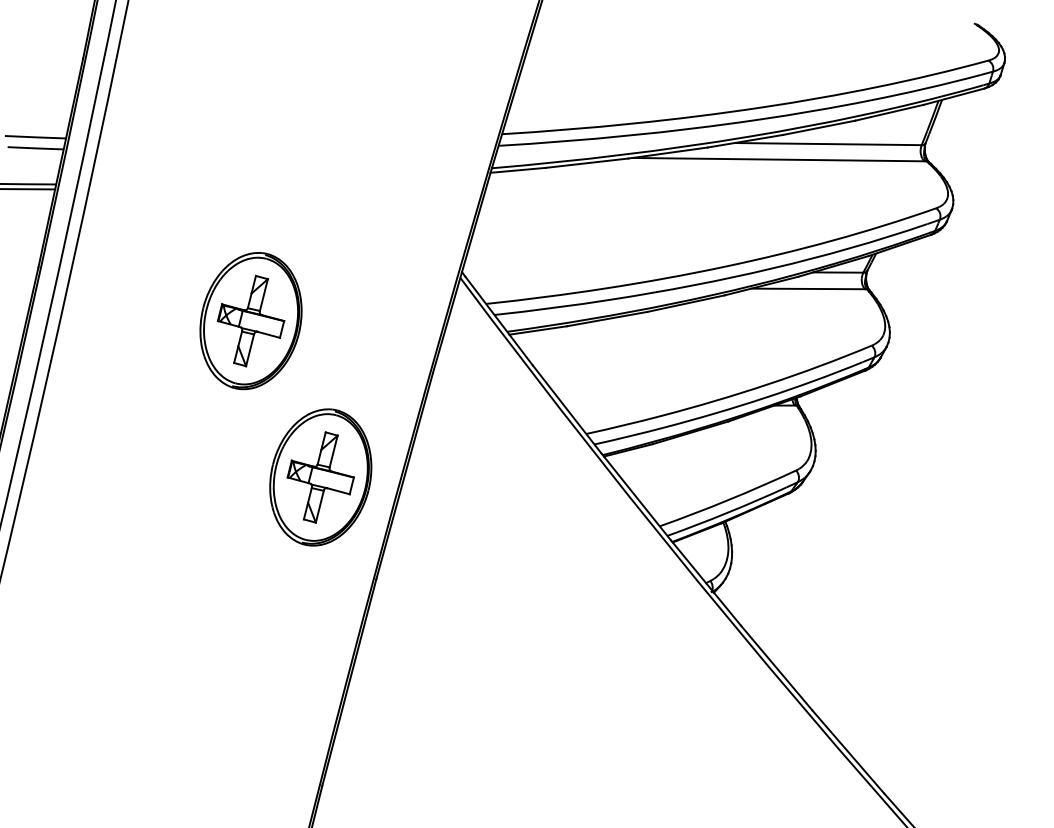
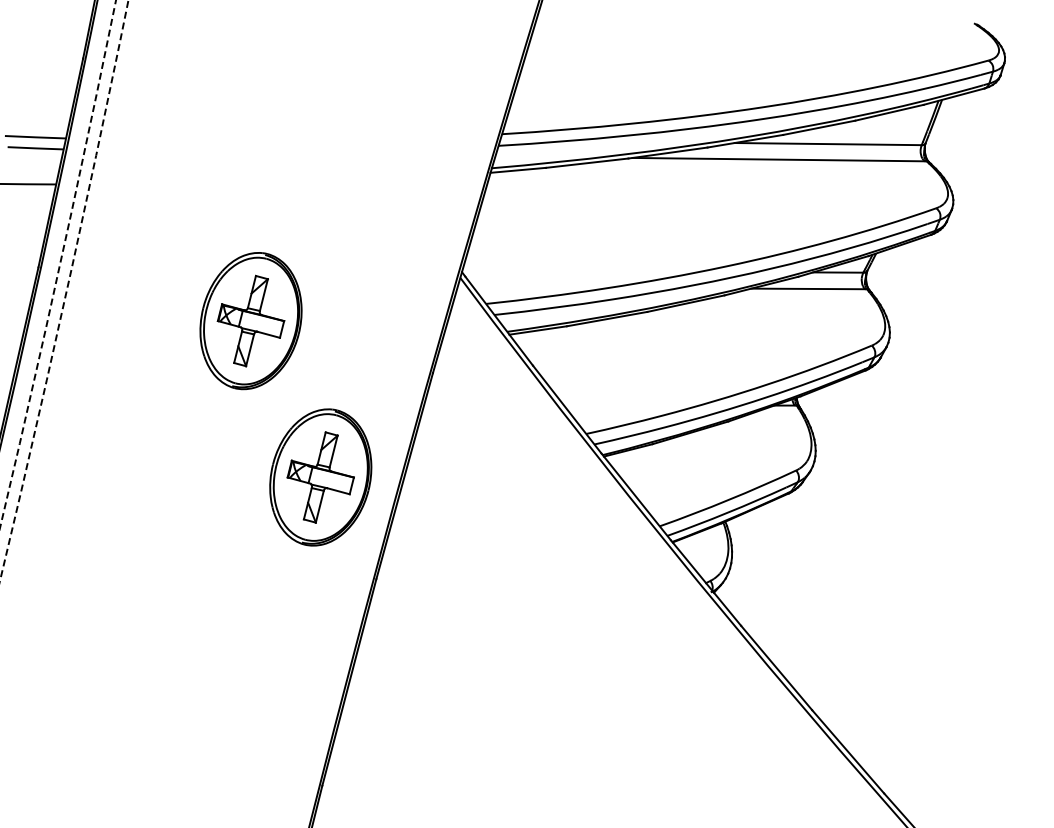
line: present -> none (28, 189)
arc: solid -> dashed (60, 264)
arc: solid -> dashed (66, 290)
